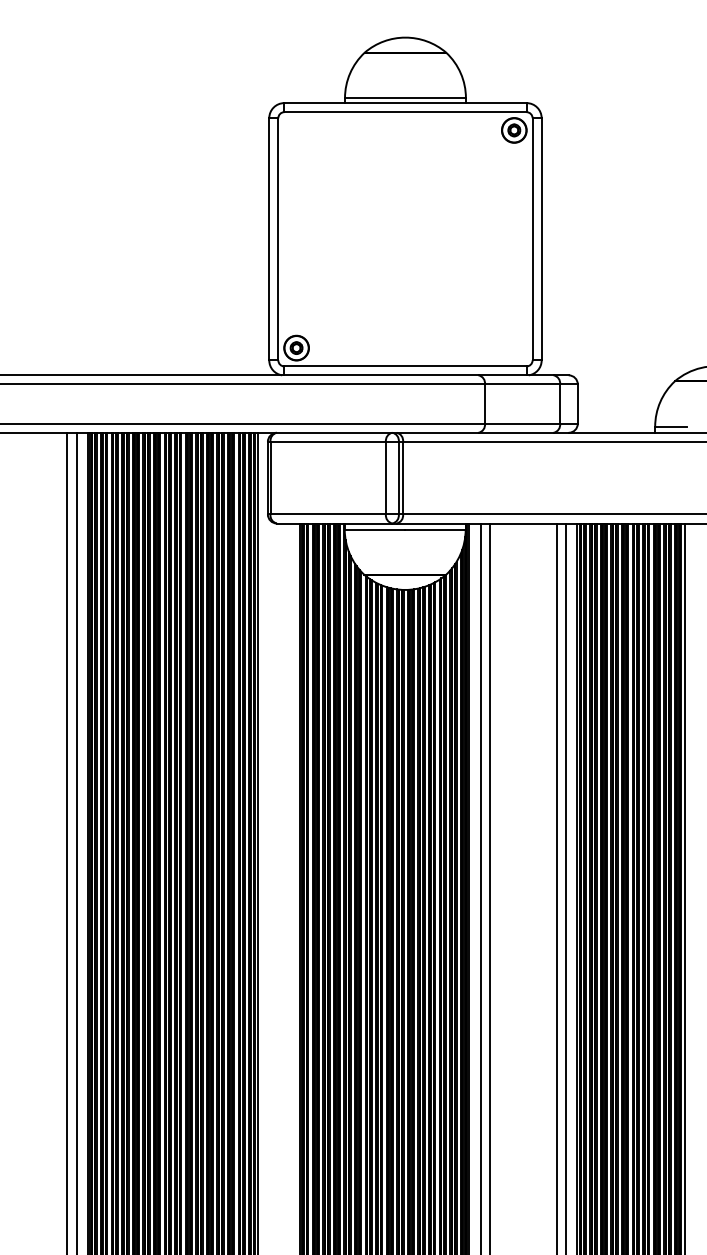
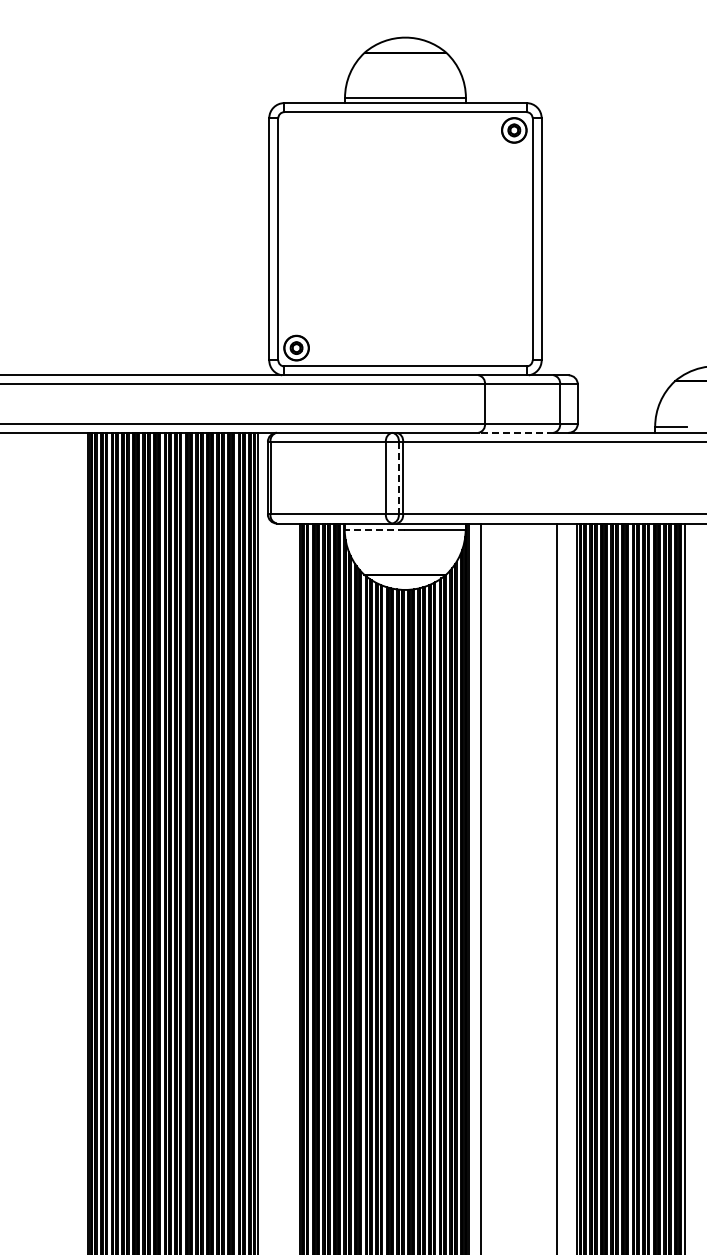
line: solid -> dashed (516, 432)
line: solid -> dashed (398, 478)
line: solid -> dashed (374, 529)
line: present -> none (67, 841)
line: present -> none (76, 841)
line: present -> none (490, 887)
line: present -> none (565, 887)
